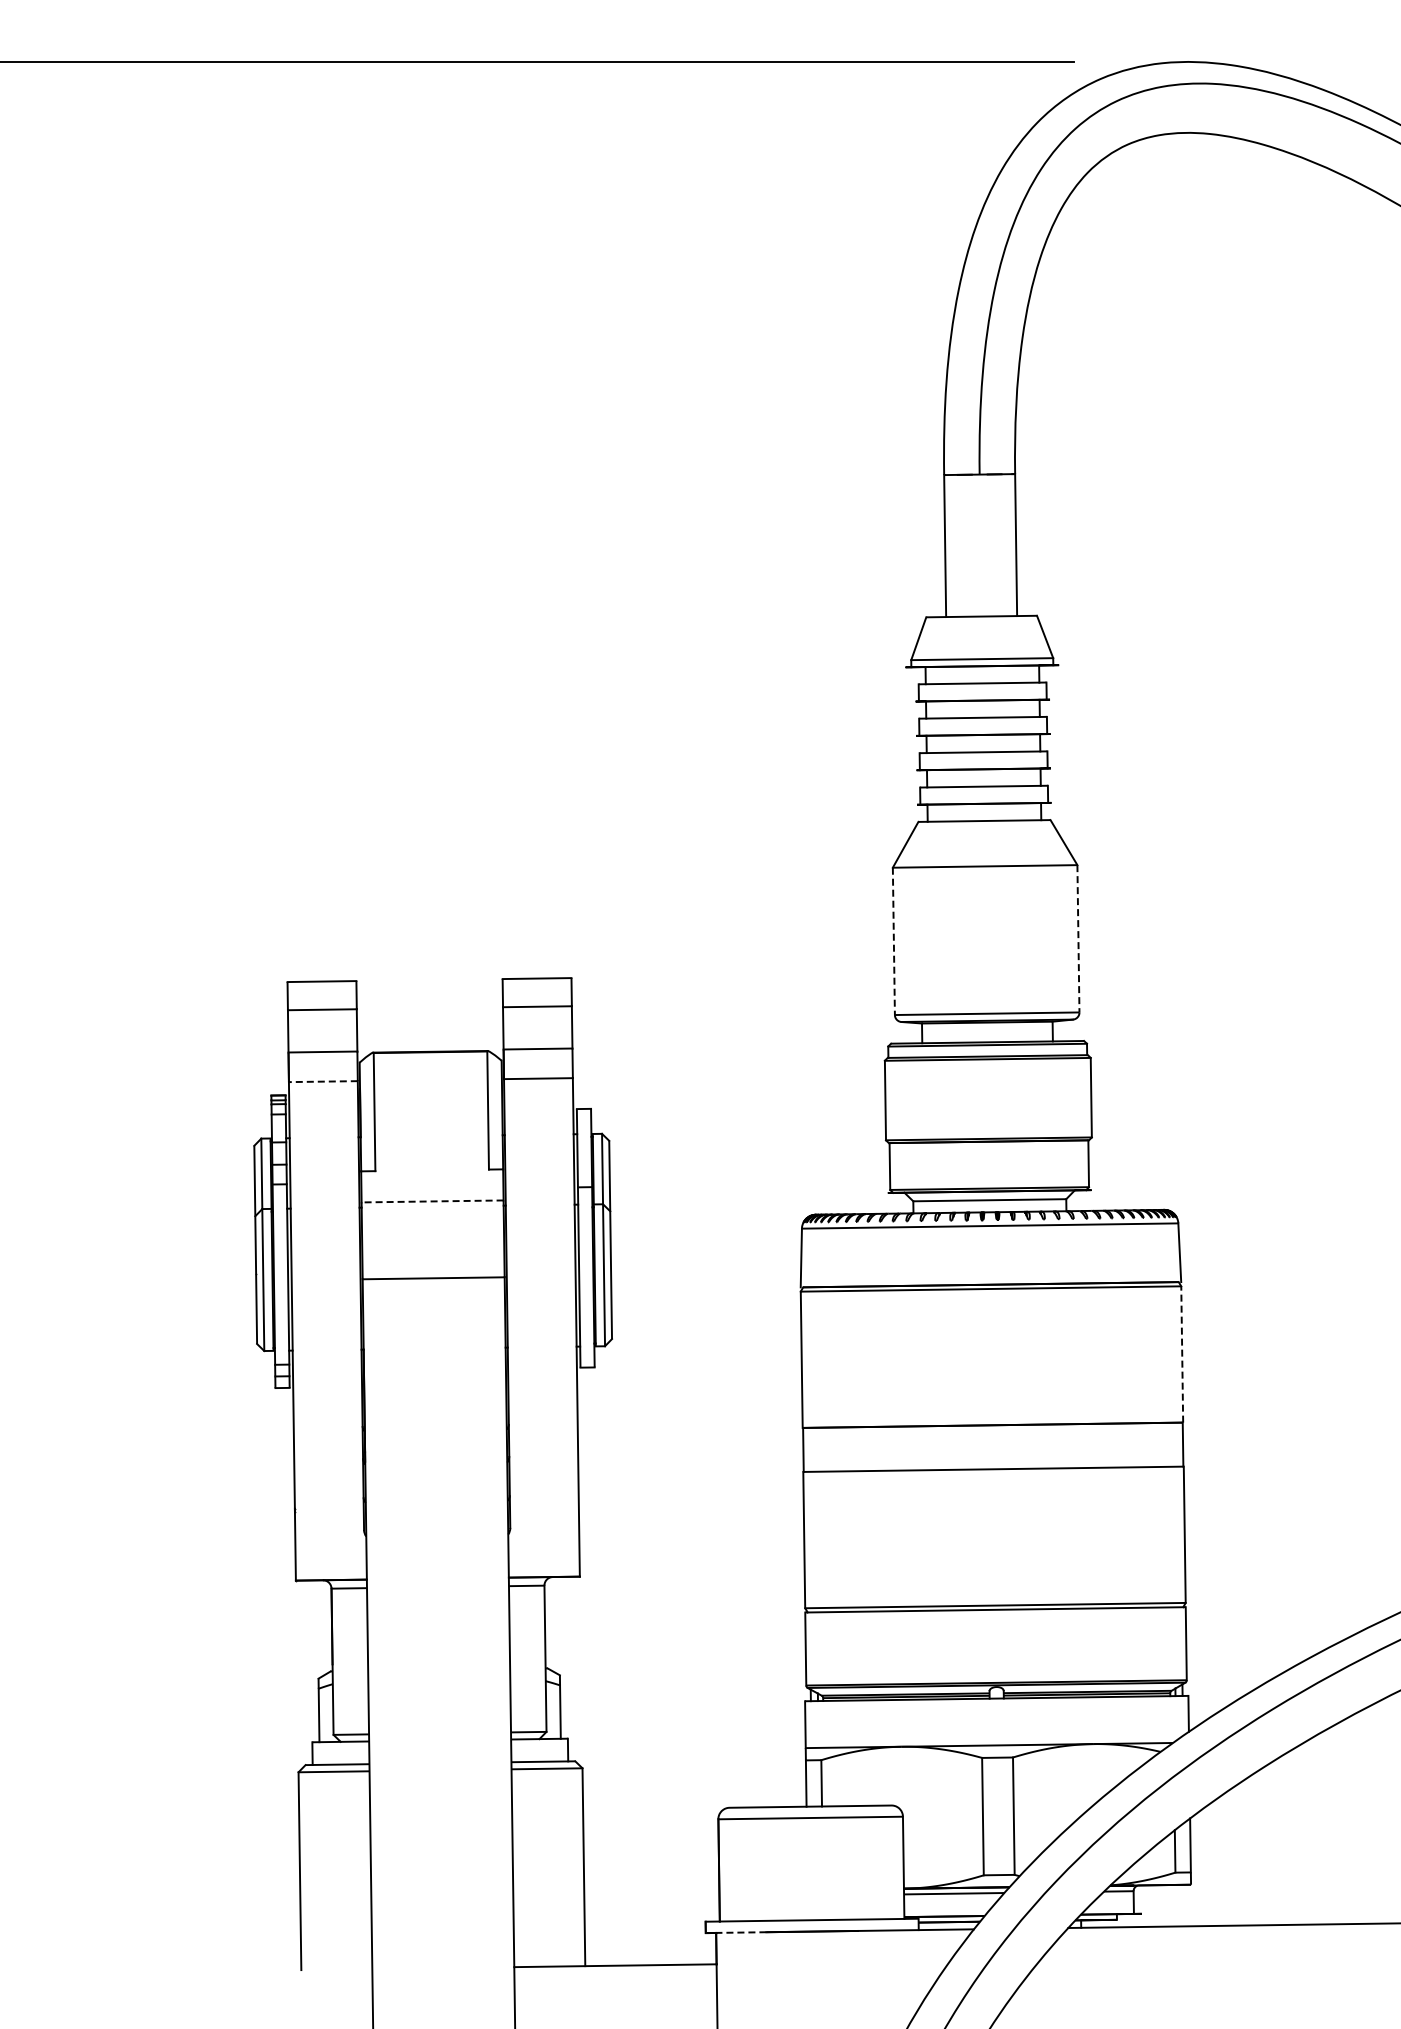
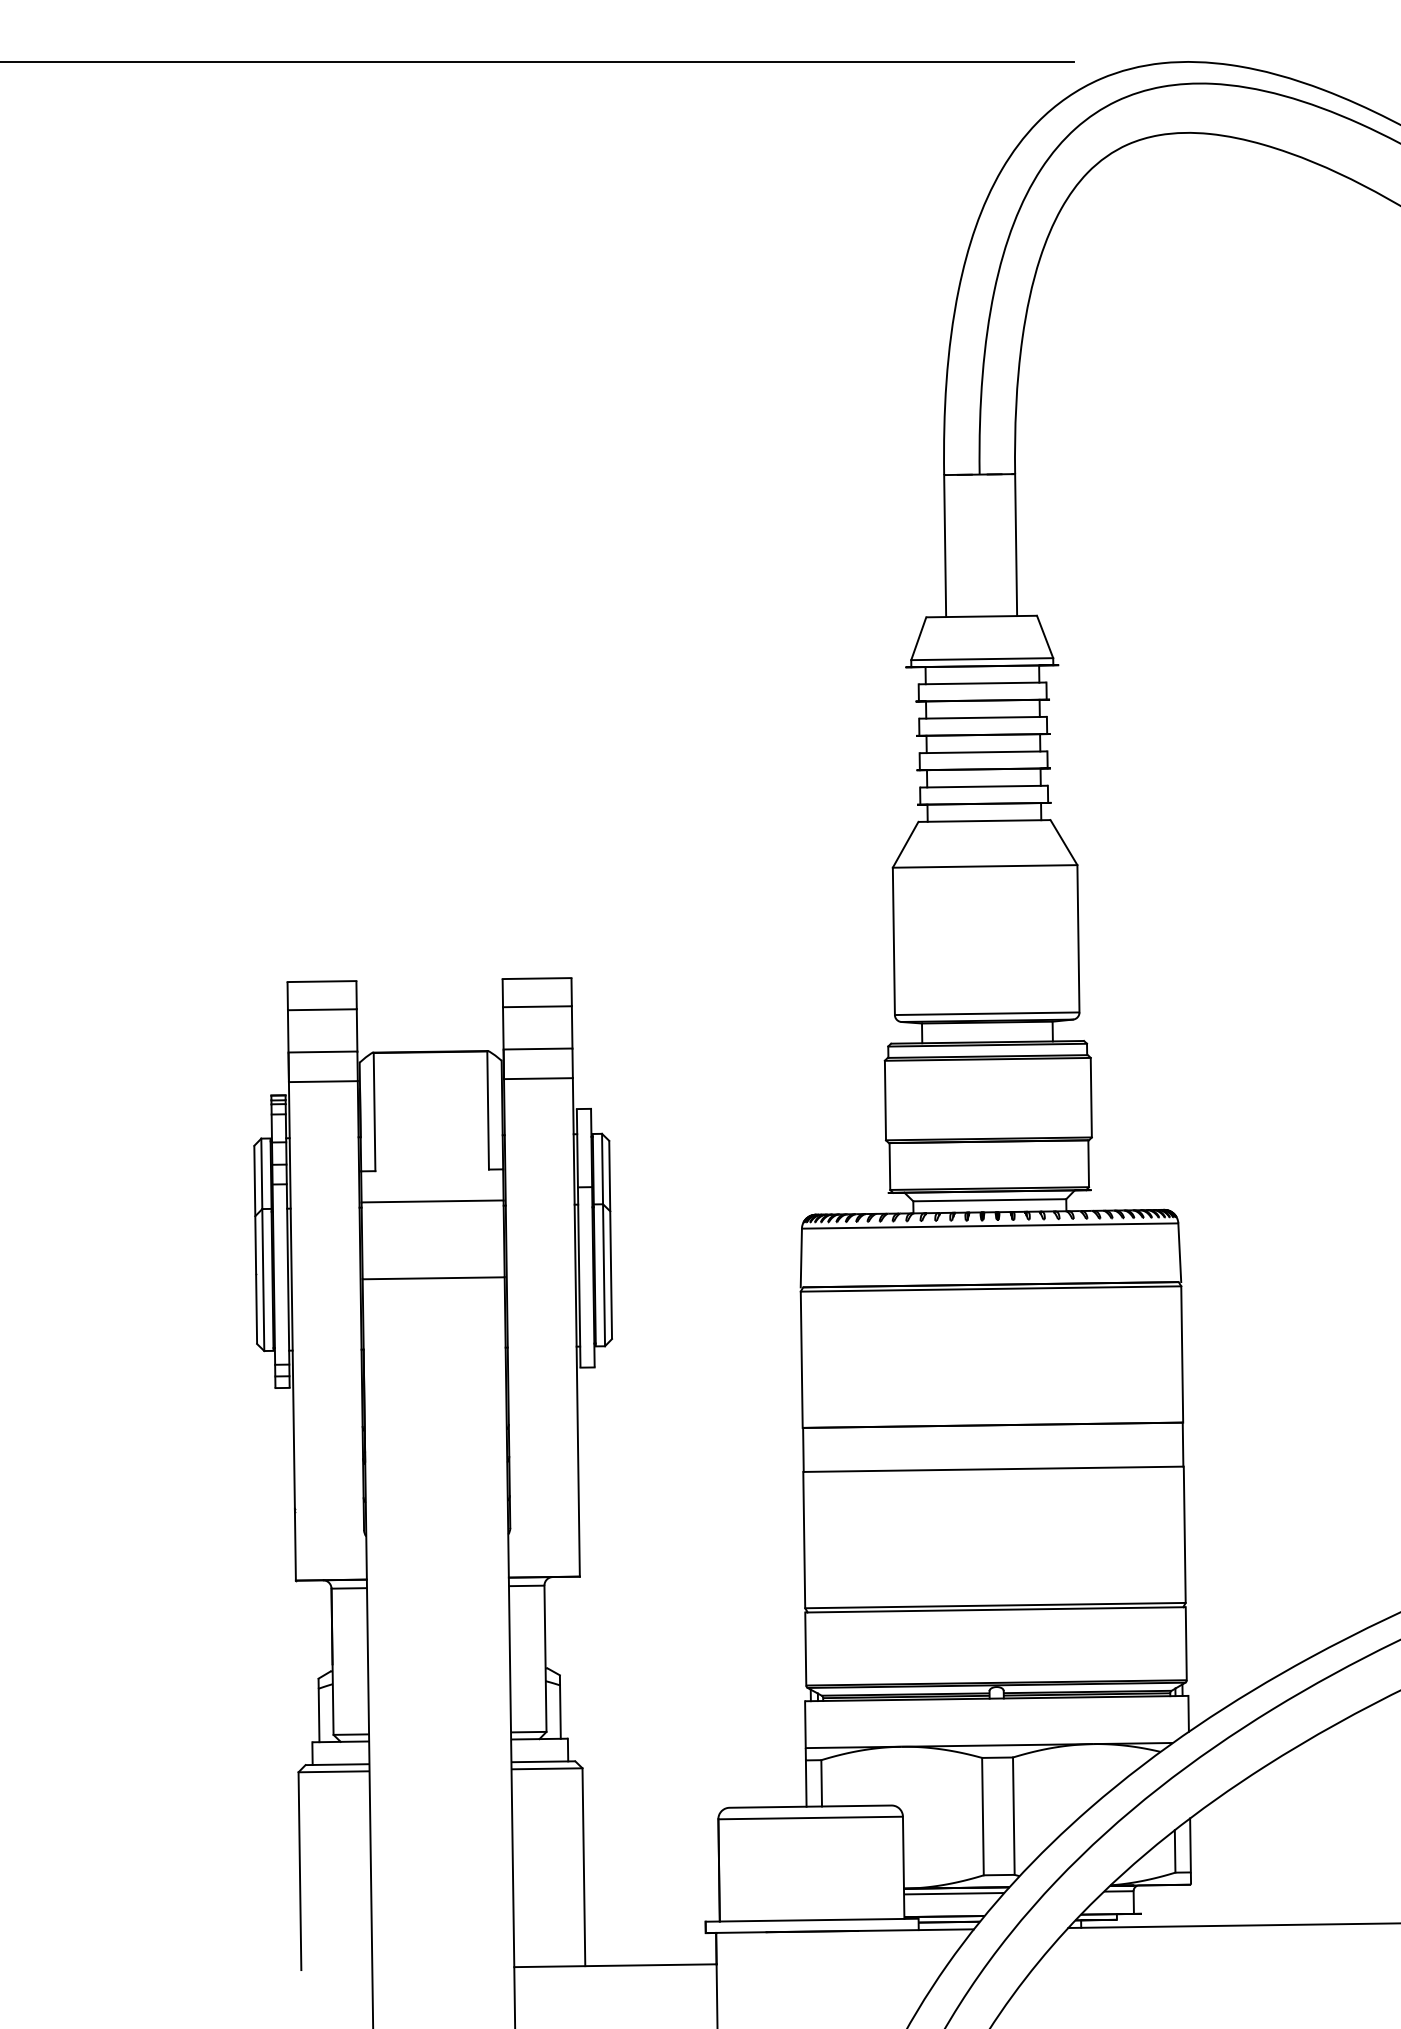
line: dashed -> solid (1078, 938)
line: dashed -> solid (893, 941)
line: dashed -> solid (322, 1081)
line: dashed -> solid (432, 1201)
line: dashed -> solid (1182, 1353)
line: dashed -> solid (740, 1932)
